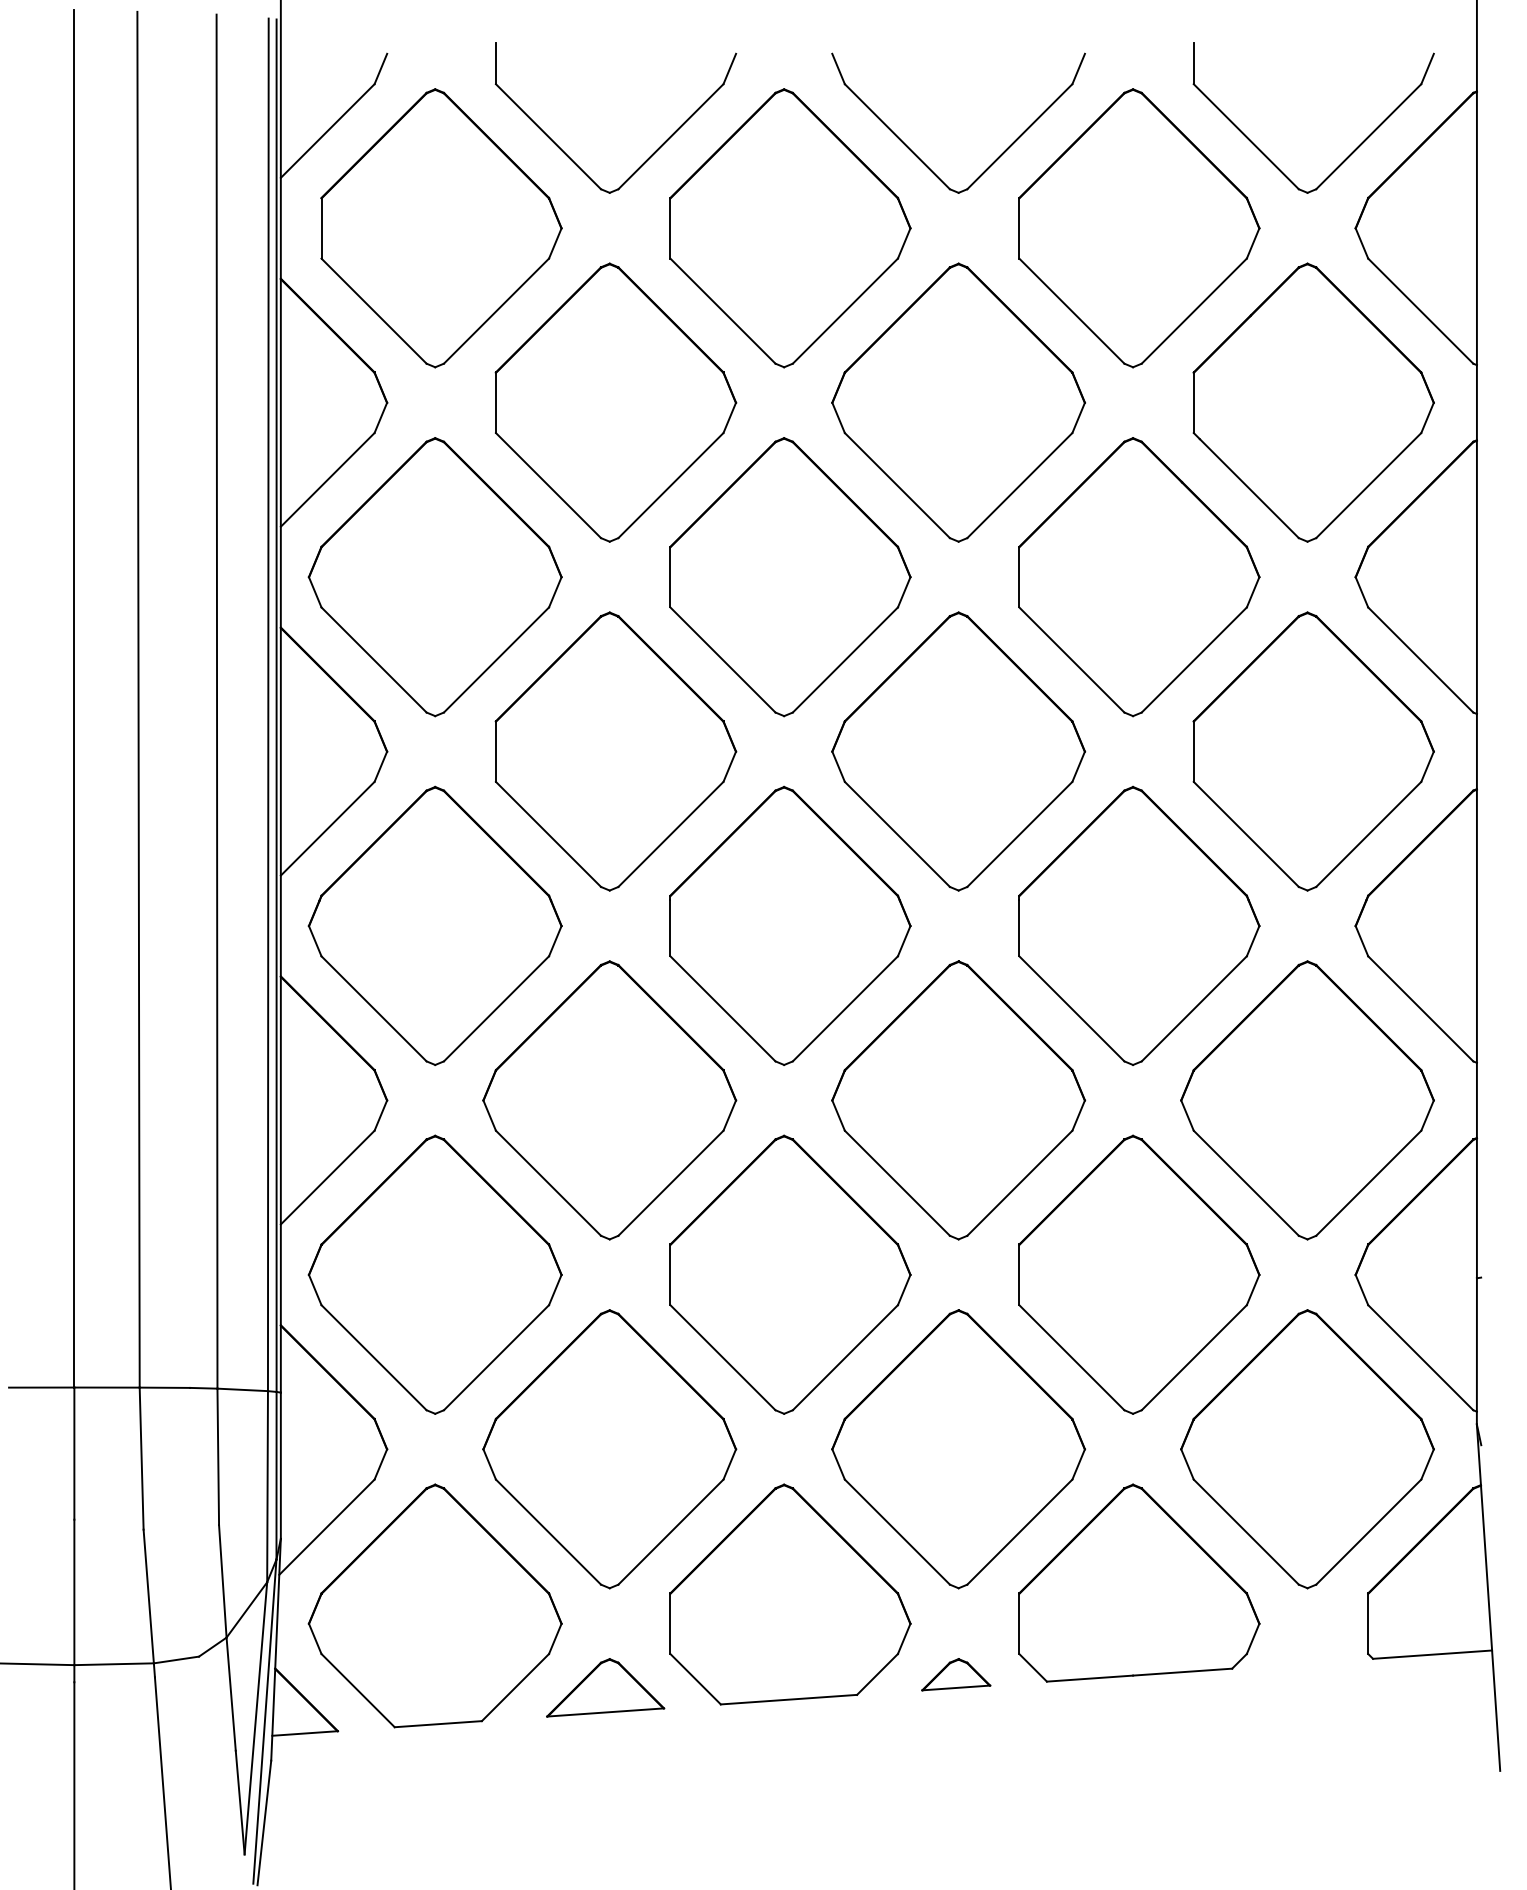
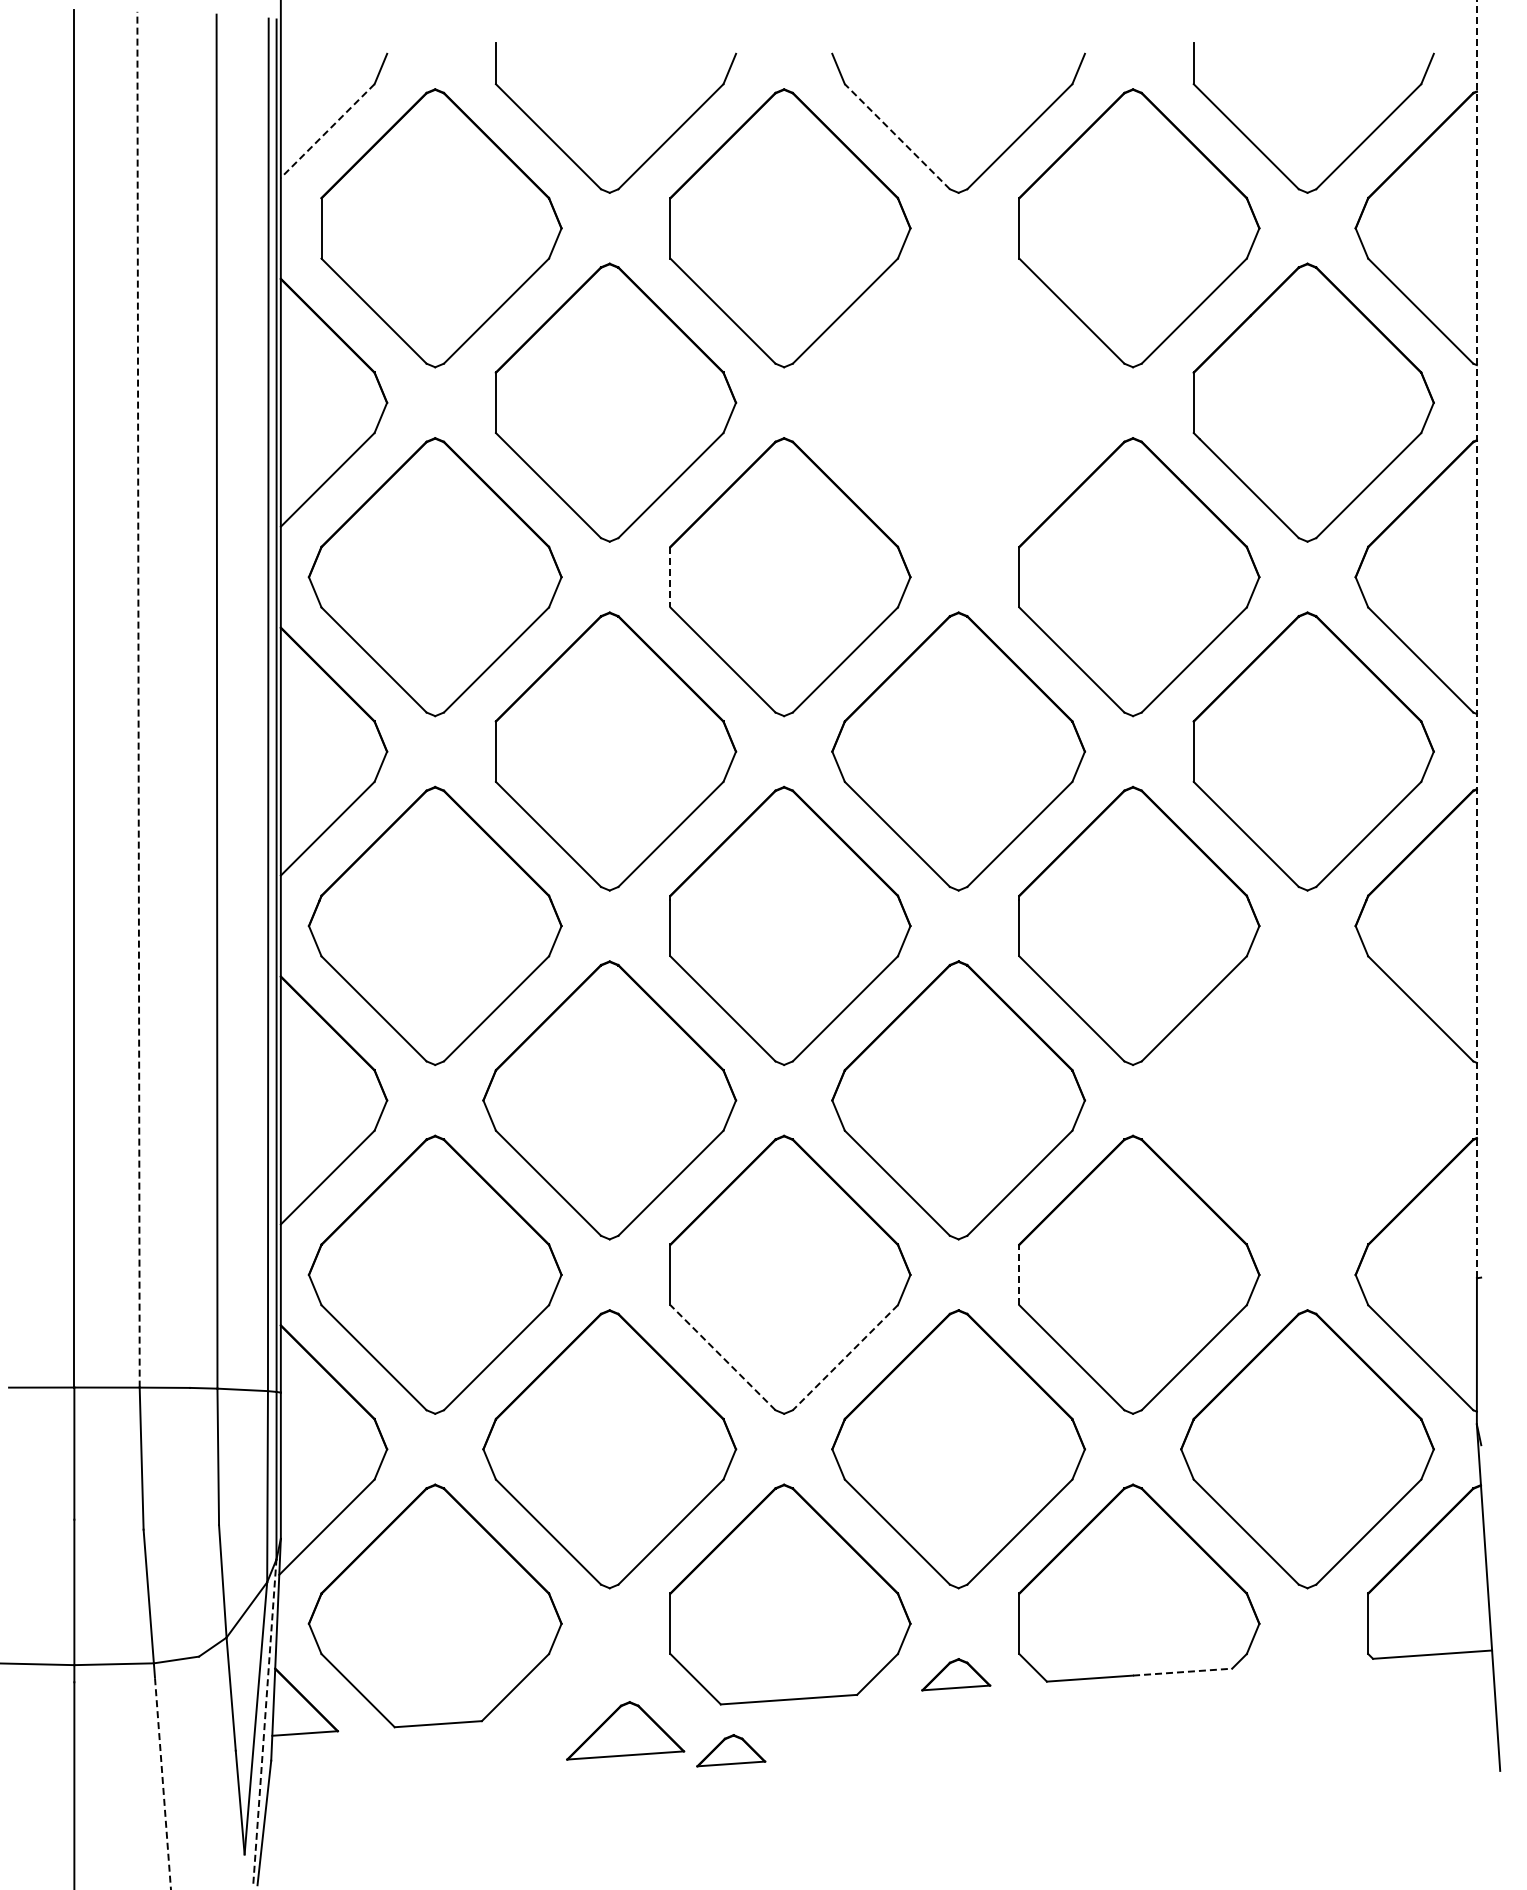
line: solid -> dashed (327, 131)
line: solid -> dashed (897, 136)
part: present -> none (958, 402)
line: solid -> dashed (670, 577)
line: solid -> dashed (1476, 639)
line: solid -> dashed (138, 699)
part: present -> none (1307, 1100)
line: solid -> dashed (1019, 1274)
line: solid -> dashed (722, 1357)
line: solid -> dashed (845, 1358)
line: solid -> dashed (1182, 1672)
part position: (605, 1687) -> (625, 1730) (625, 1730)
line: solid -> dashed (264, 1721)
part: none -> present (731, 1750)
line: solid -> dashed (162, 1782)
